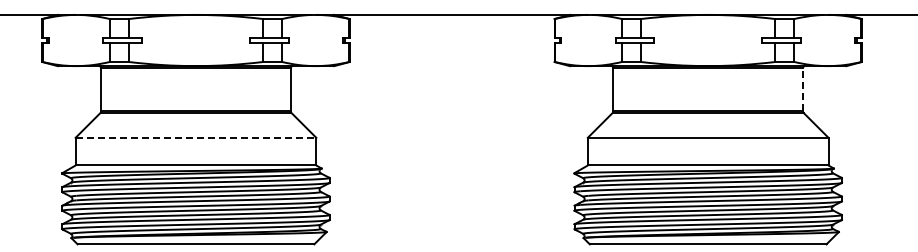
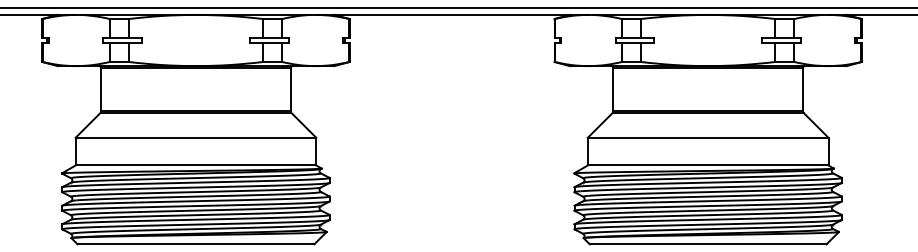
line: none -> present (458, 7)
line: dashed -> solid (802, 89)
line: dashed -> solid (196, 137)
